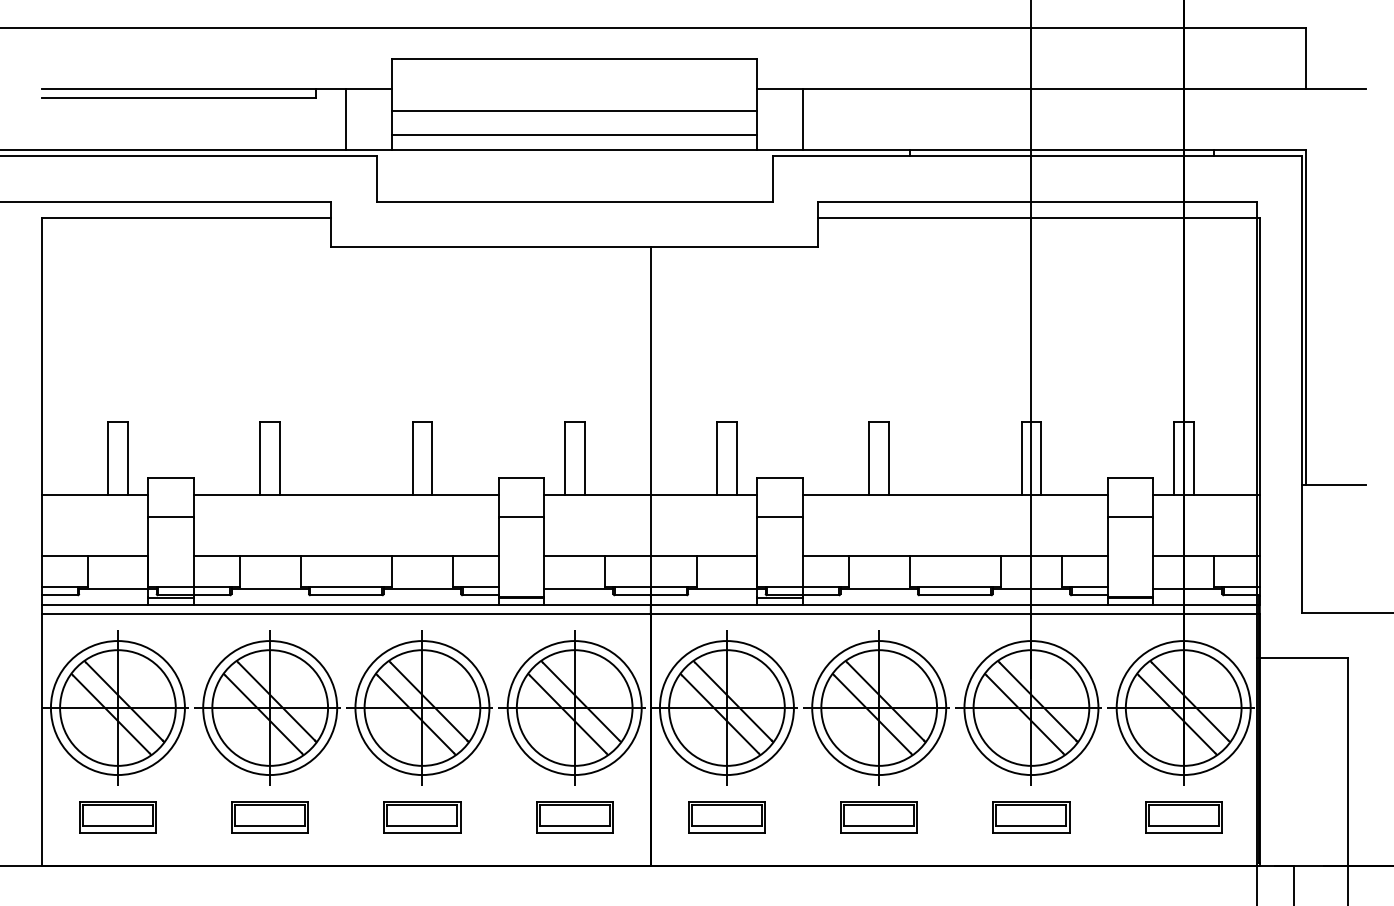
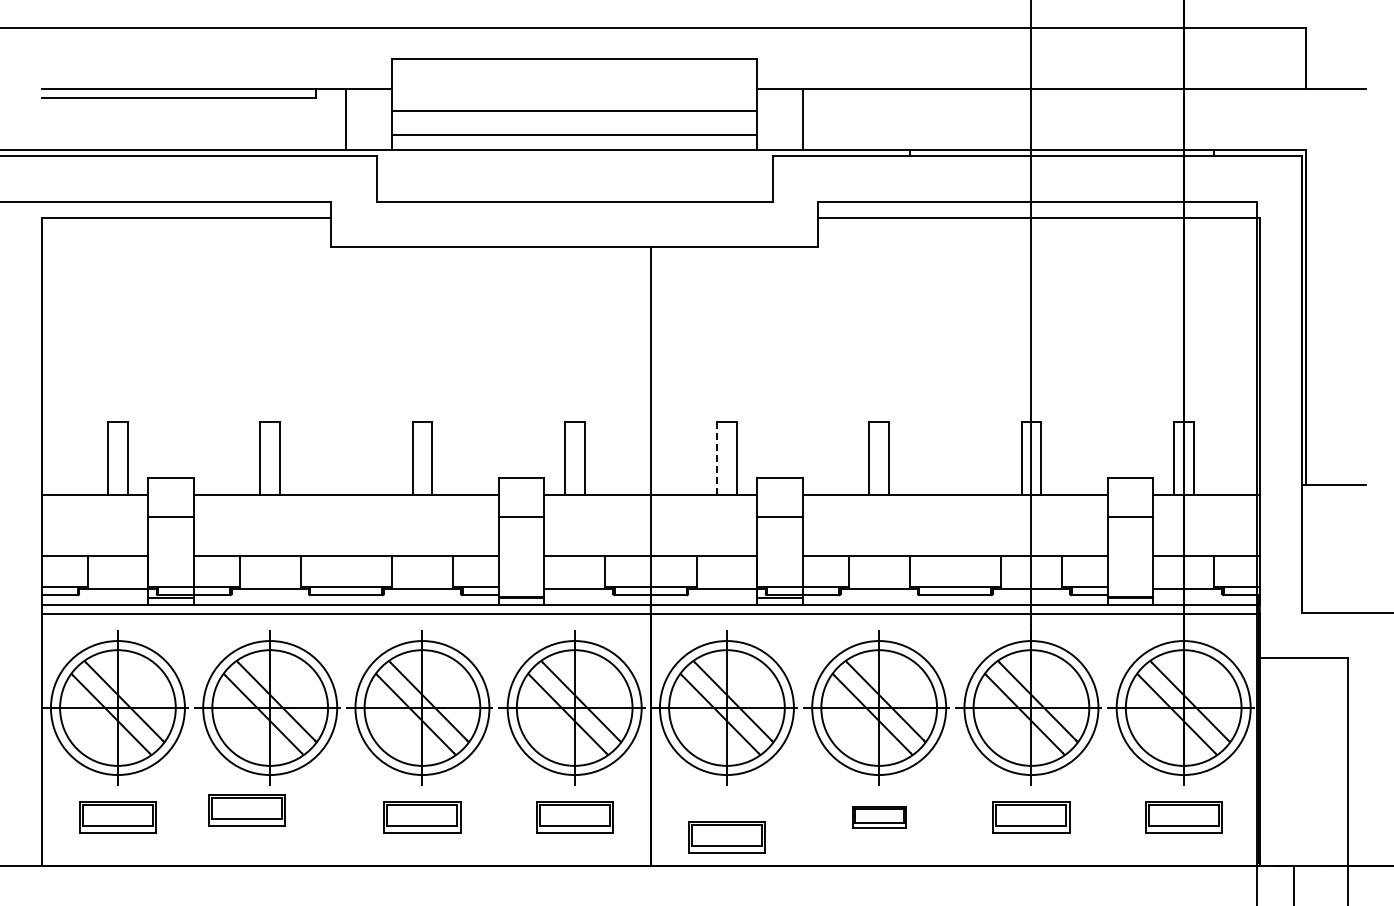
line: solid -> dashed (717, 458)
part position: (269, 817) -> (246, 810) (246, 810)
part position: (726, 817) -> (726, 837) (726, 837)
part size: 78x33 px -> 55x23 px (879, 817)
